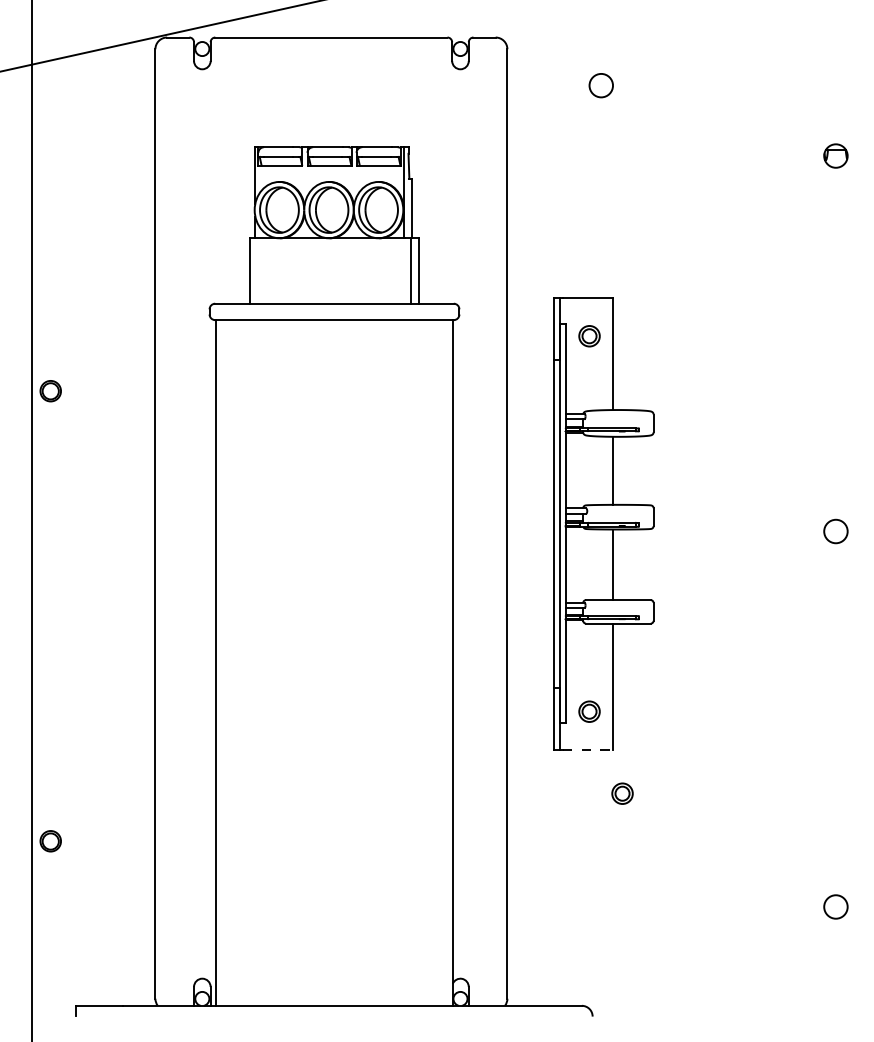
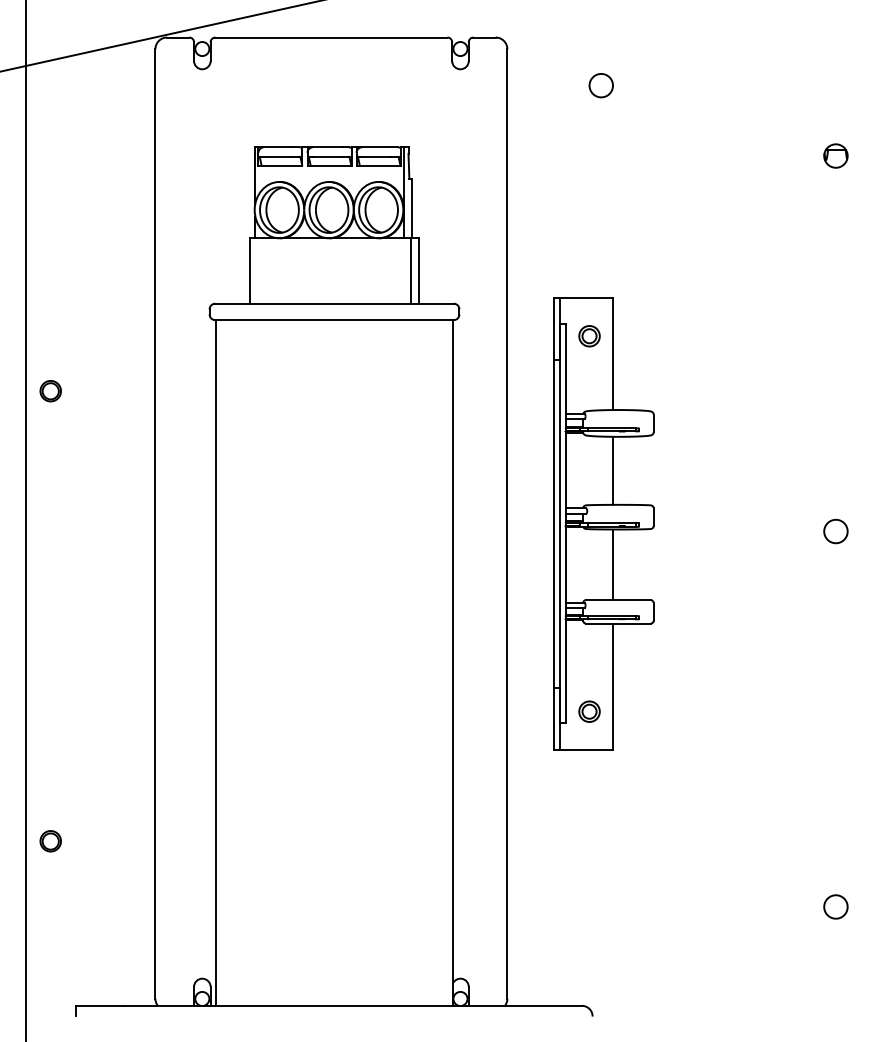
line position: (32, 520) -> (26, 520) (26, 520)
line: dashed -> solid (588, 749)
part: present -> none (622, 793)
